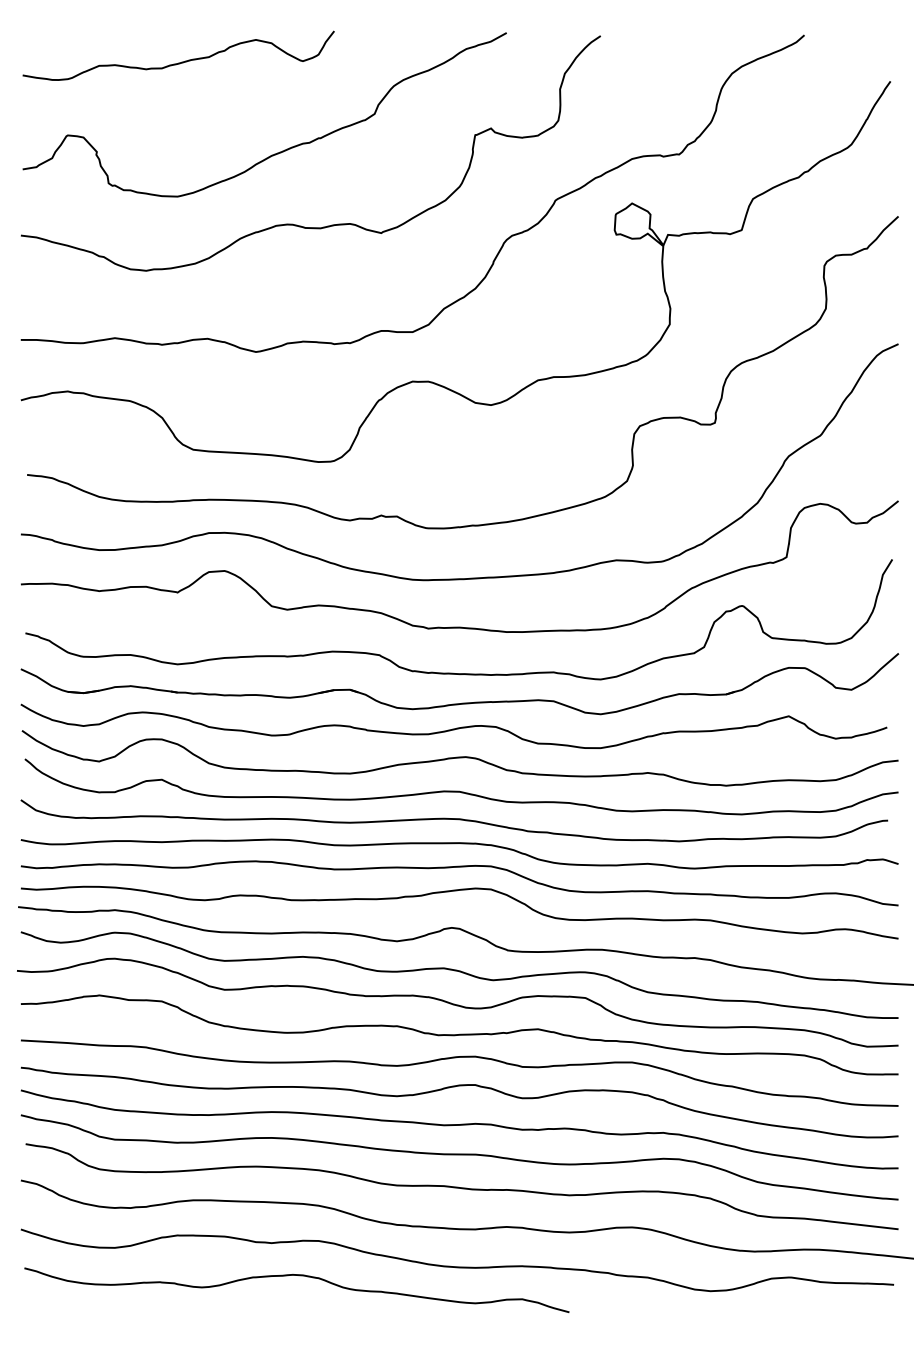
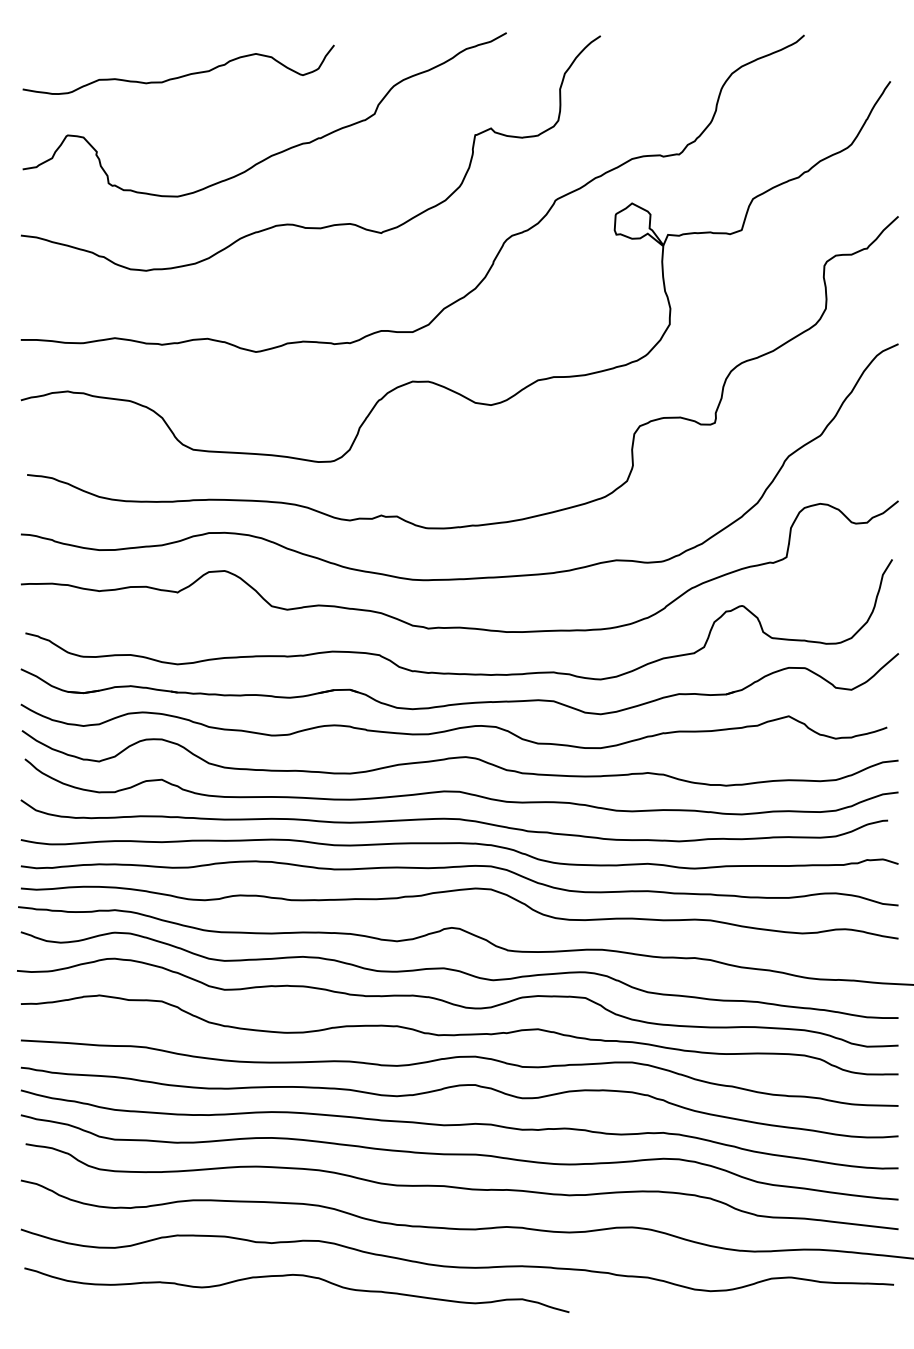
curve position: (181, 61) -> (181, 75) (181, 75)
